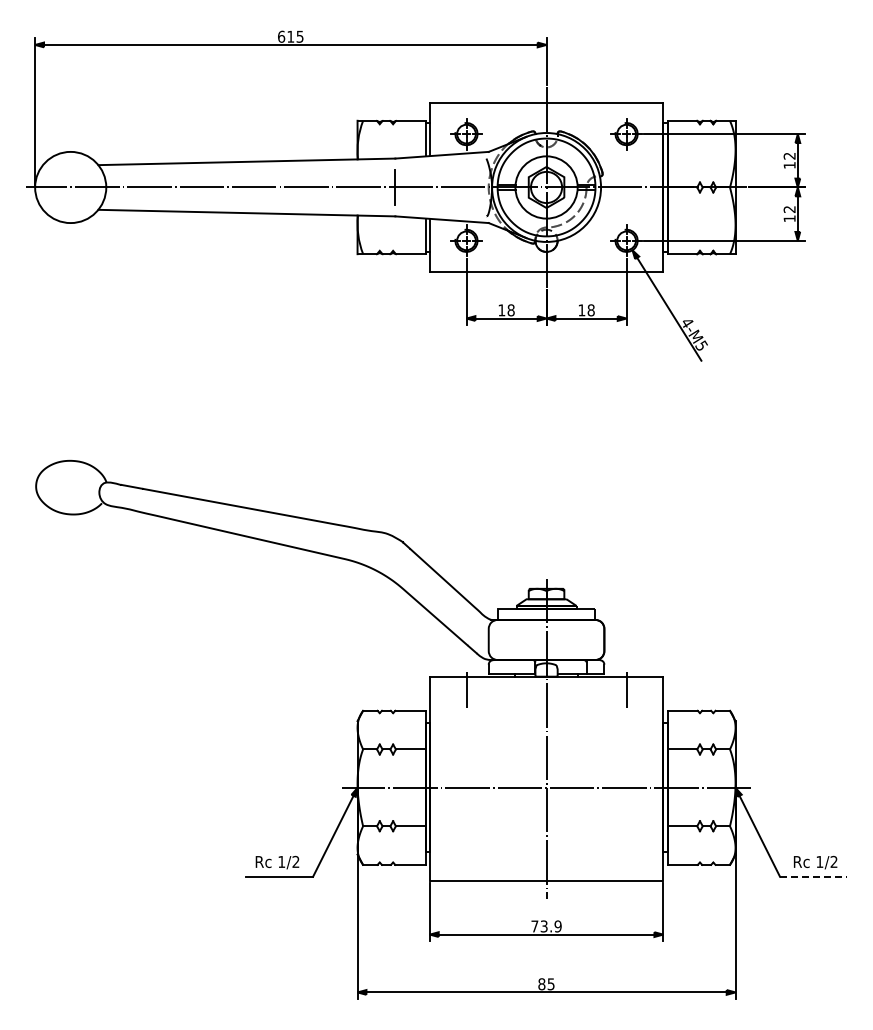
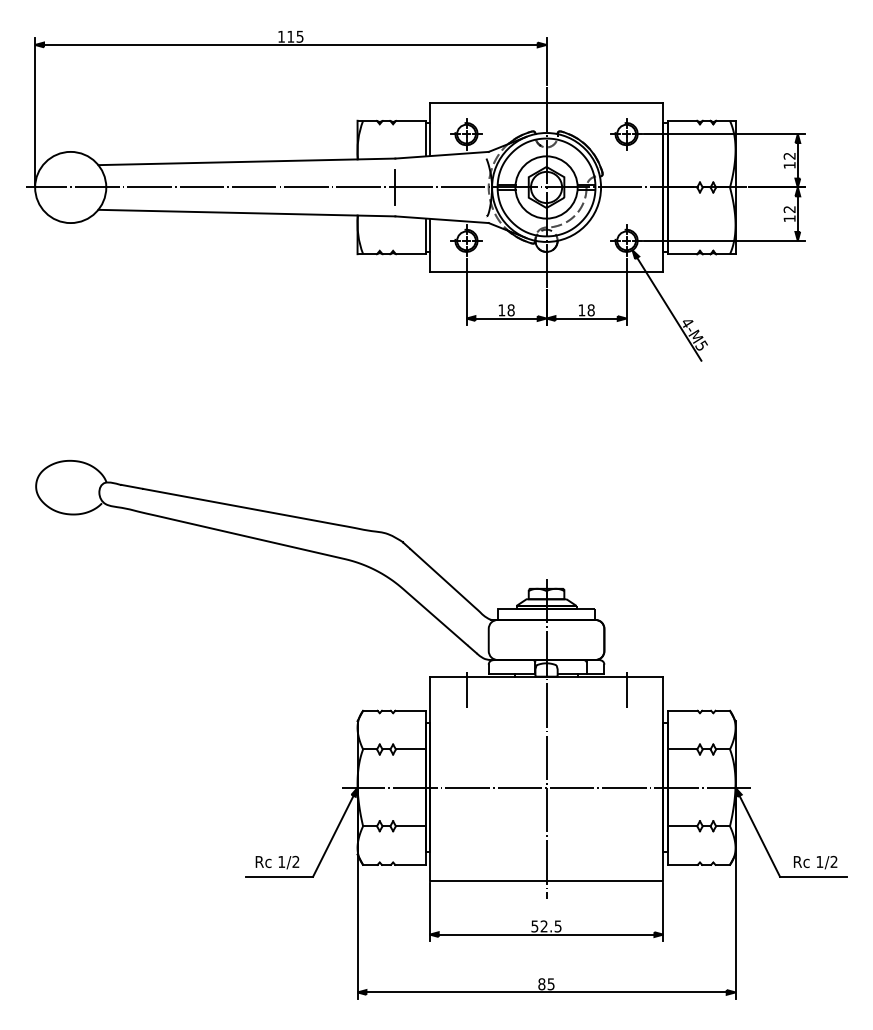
text: 615 -> 115 (281, 36)
line: dashed -> solid (813, 876)
text: 73.9 -> 52.5 (546, 926)
